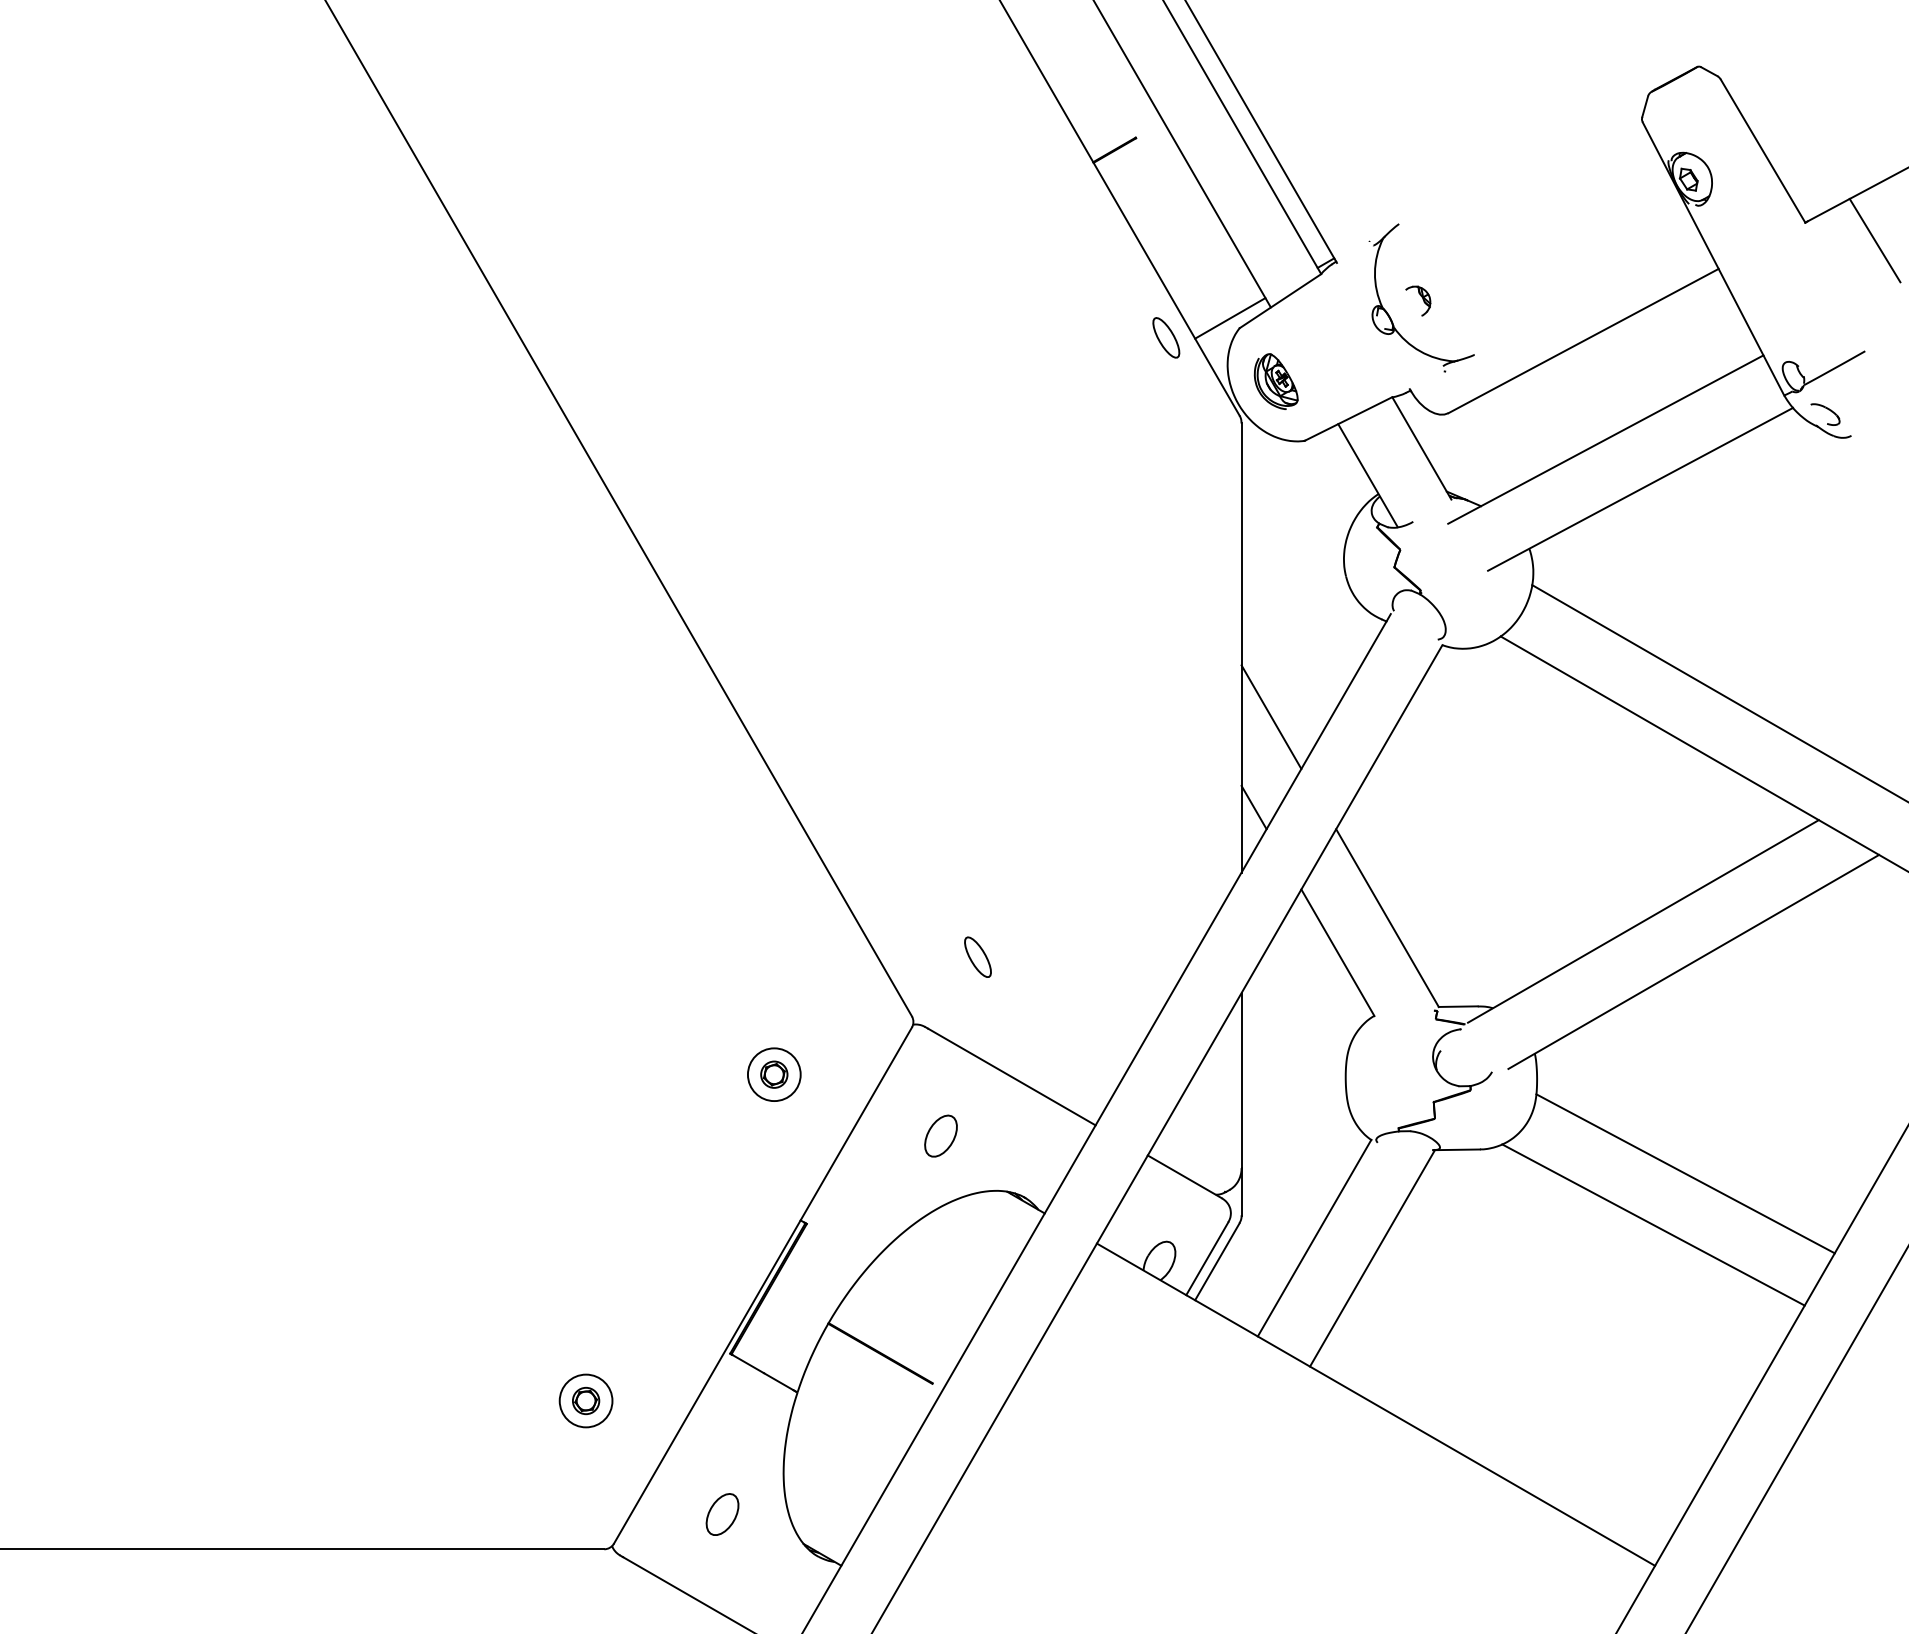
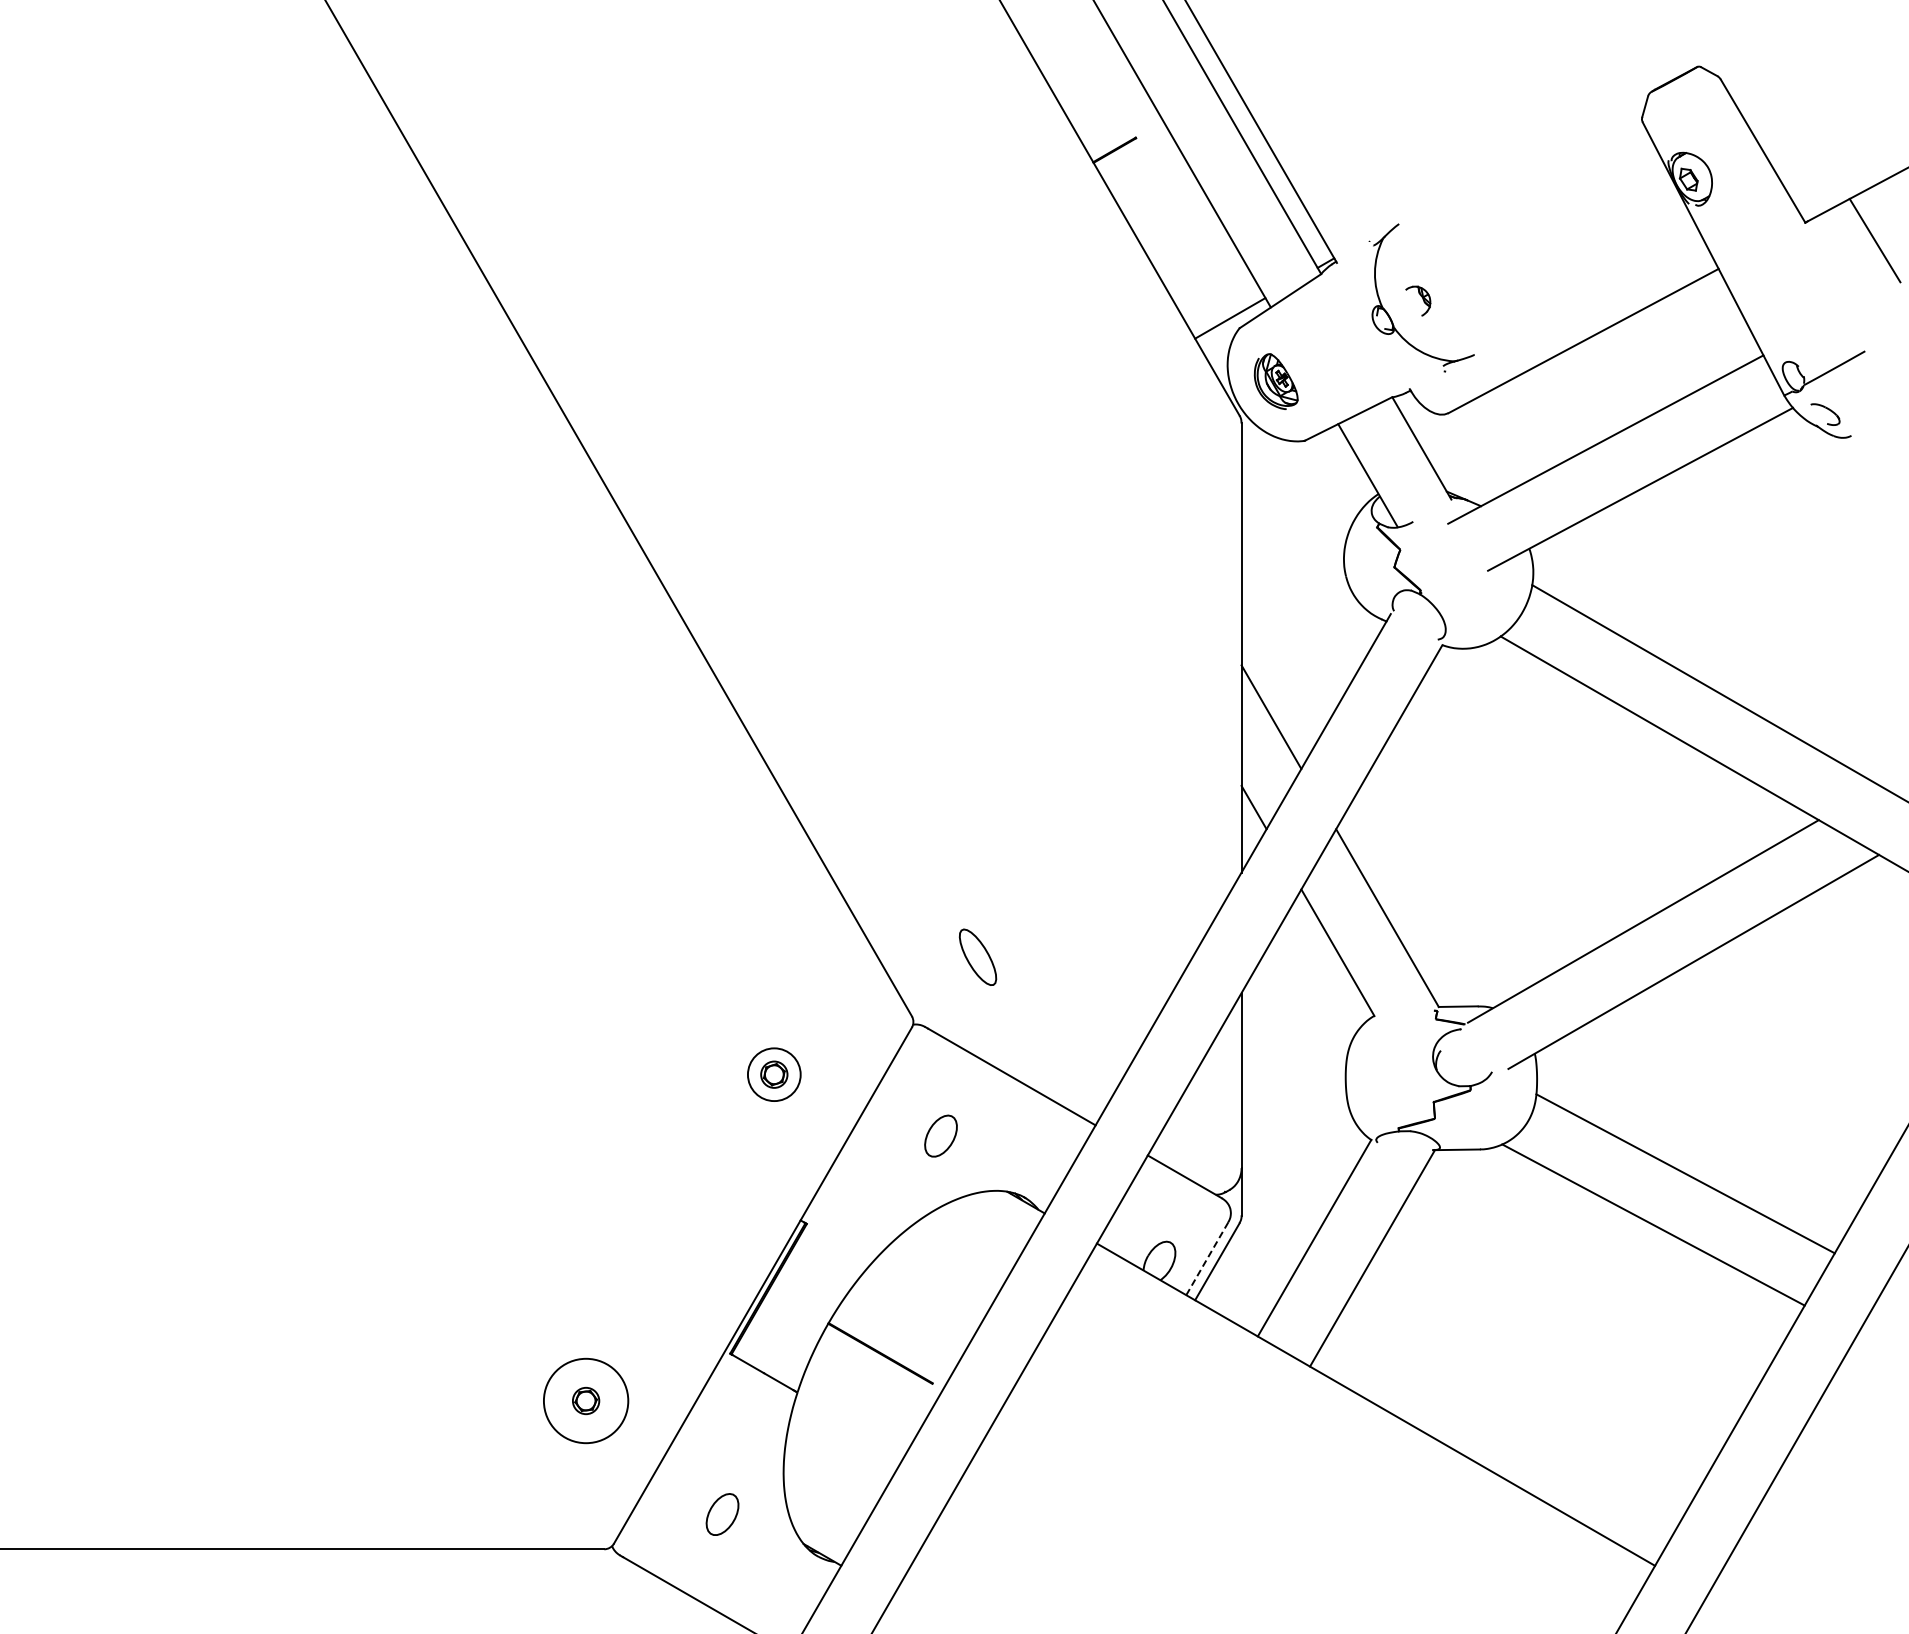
part: present -> none (1166, 337)
part size: 28x42 px -> 40x58 px (977, 956)
line: solid -> dashed (1207, 1258)
circle diameter: 53 px -> 84 px (585, 1400)
